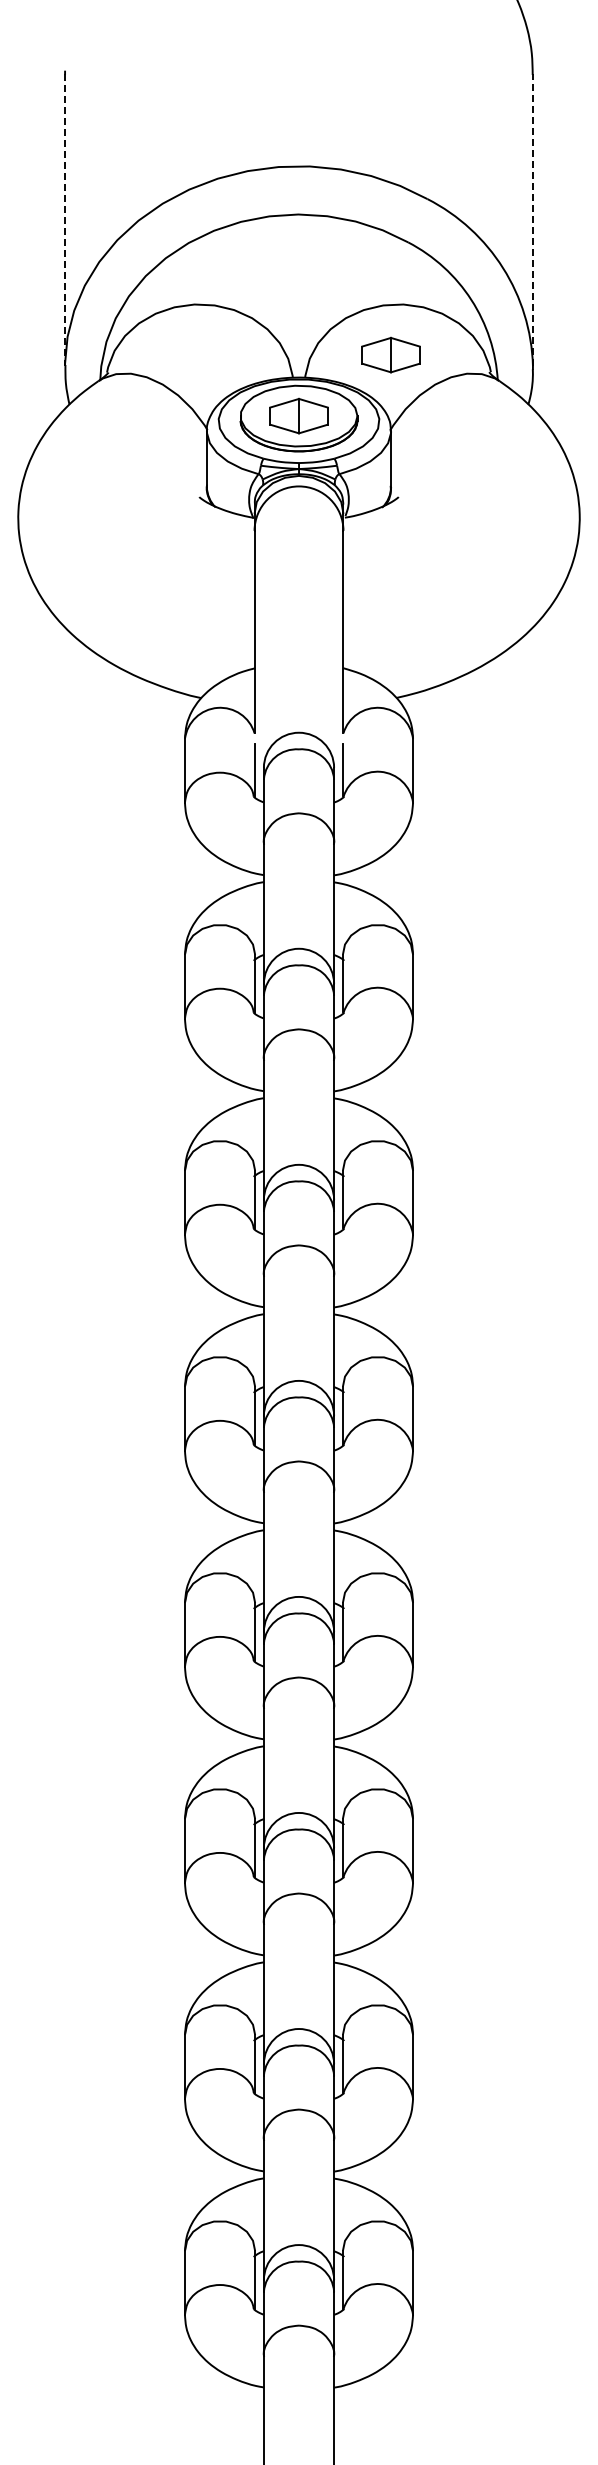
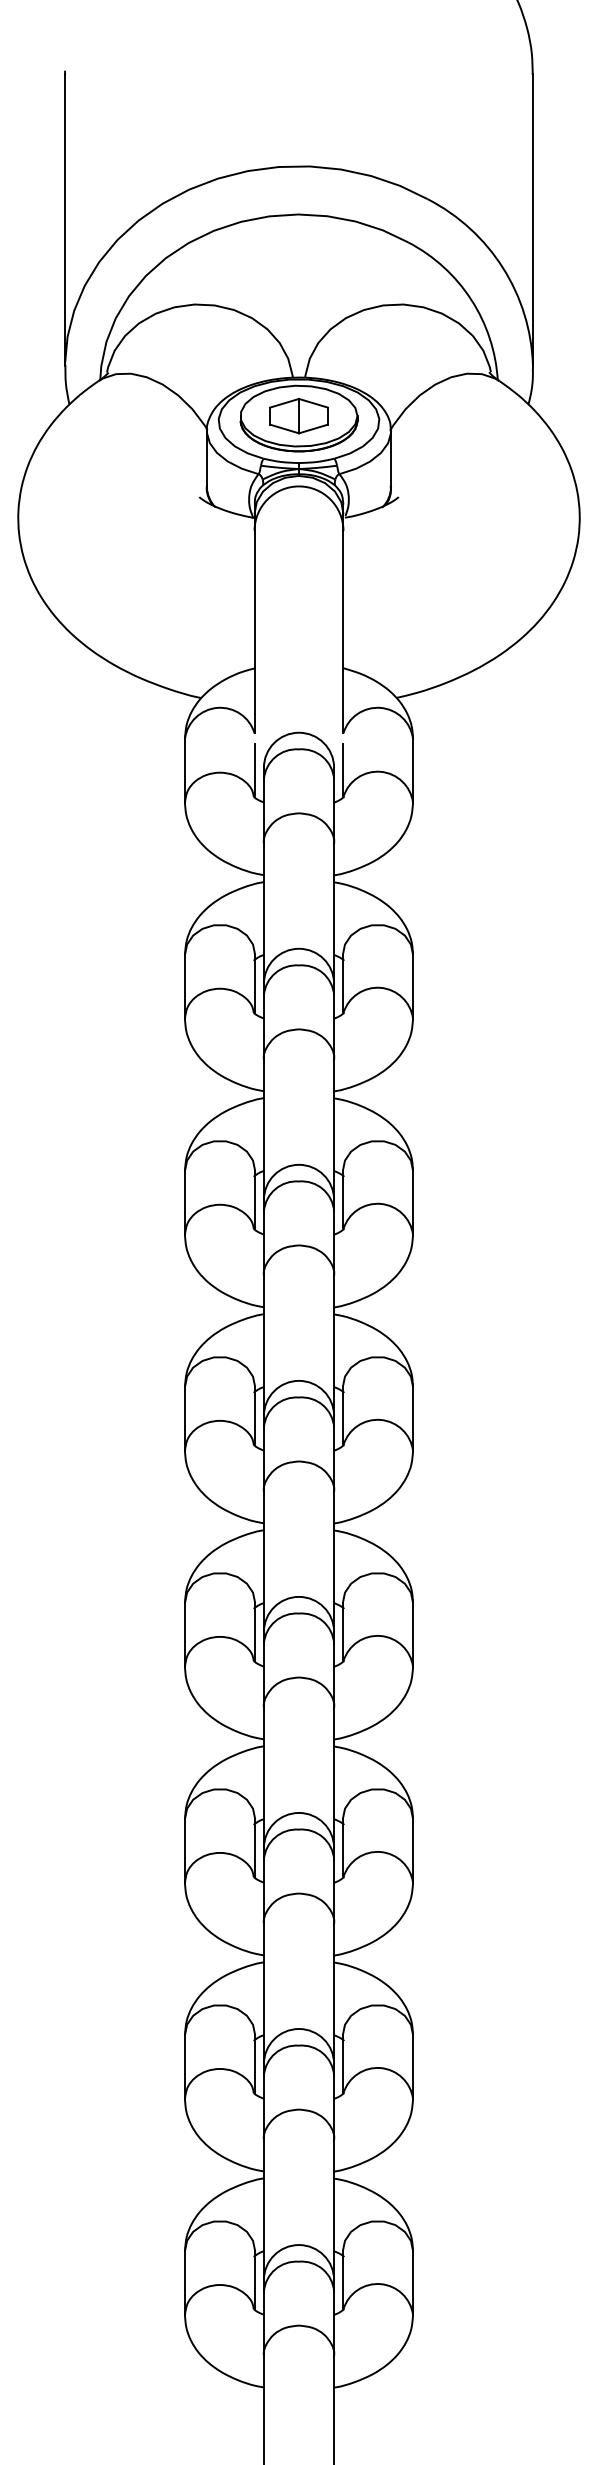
line: dashed -> solid (532, 219)
line: dashed -> solid (65, 220)
part: present -> none (390, 354)
